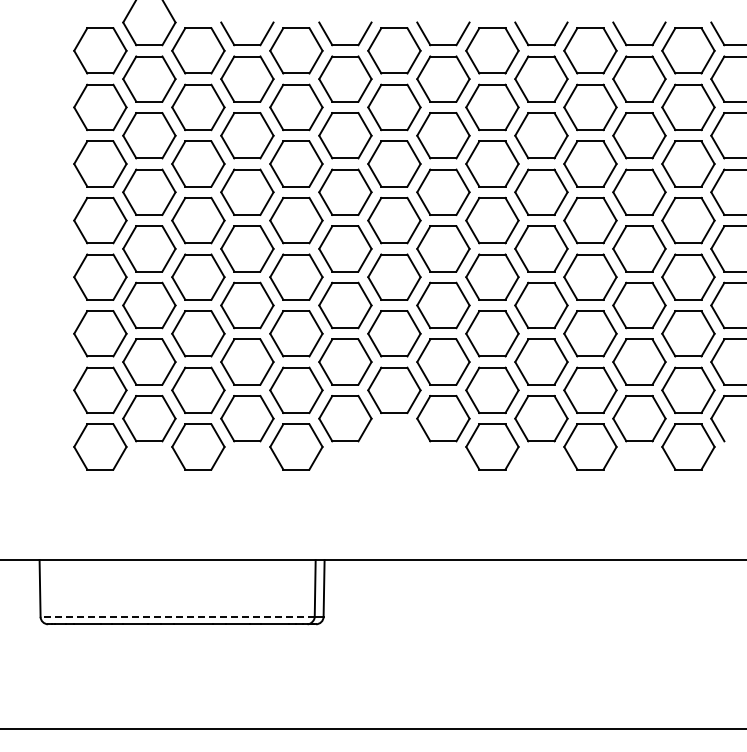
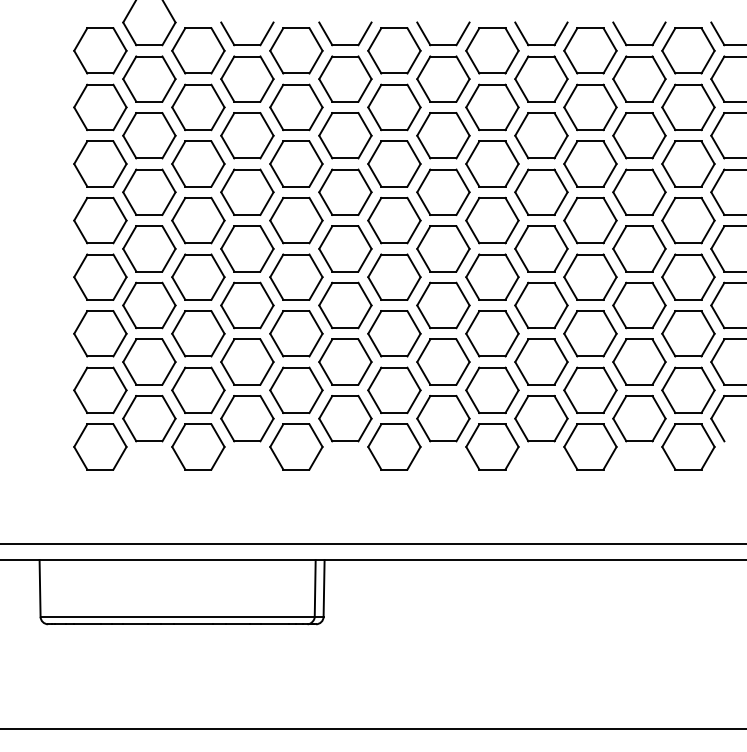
part: none -> present (394, 446)
line: none -> present (372, 544)
line: dashed -> solid (177, 616)
